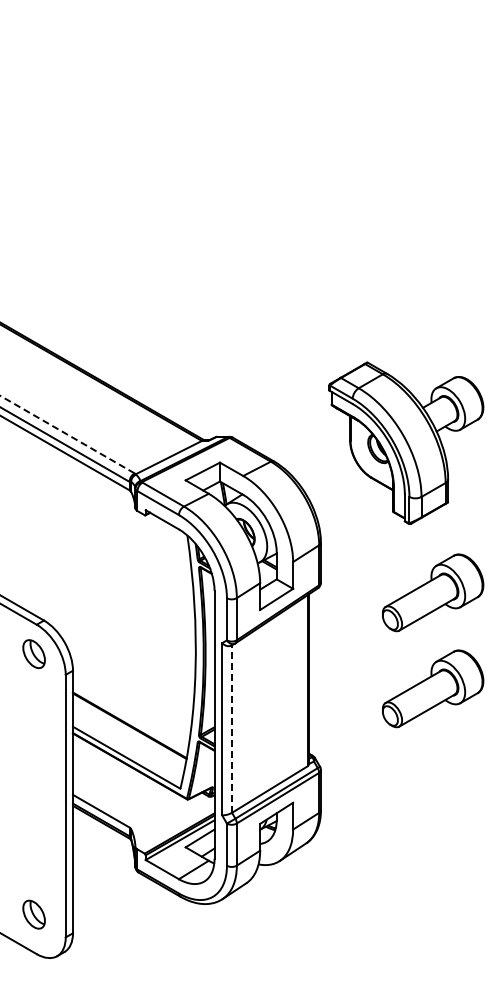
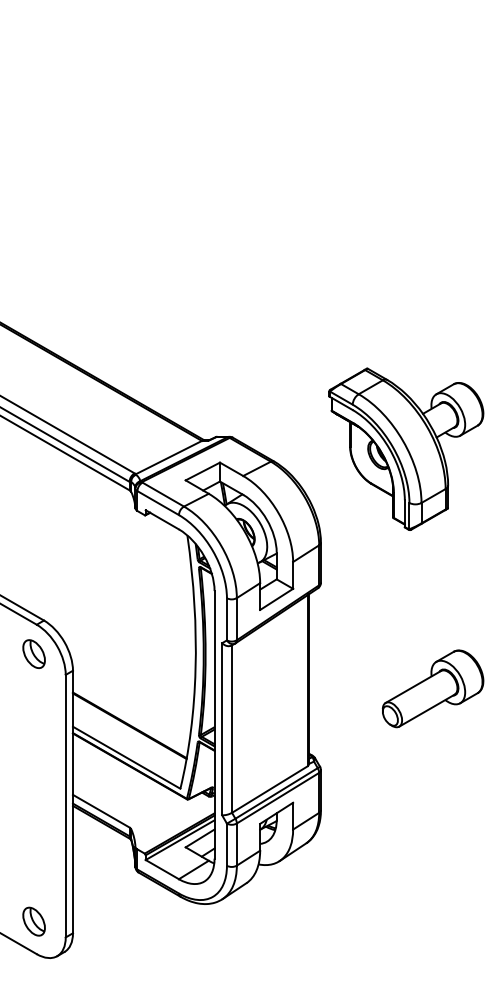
line: dashed -> solid (67, 434)
part position: (406, 442) -> (406, 448) (406, 448)
part: present -> none (432, 592)
line: dashed -> solid (232, 729)
part position: (33, 914) -> (33, 921) (33, 921)
